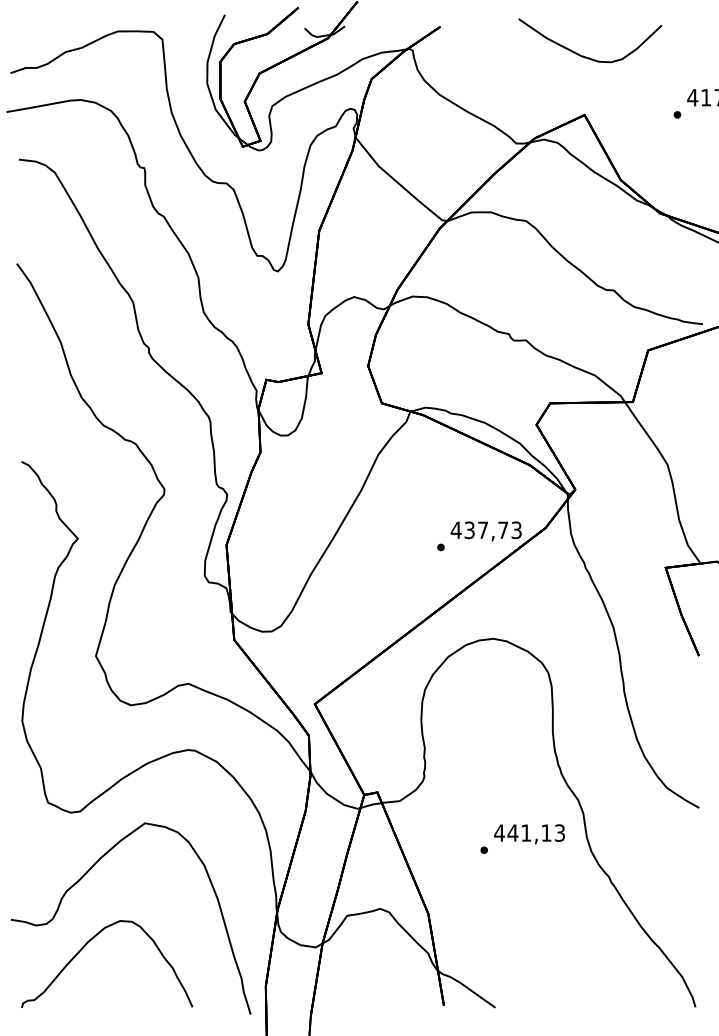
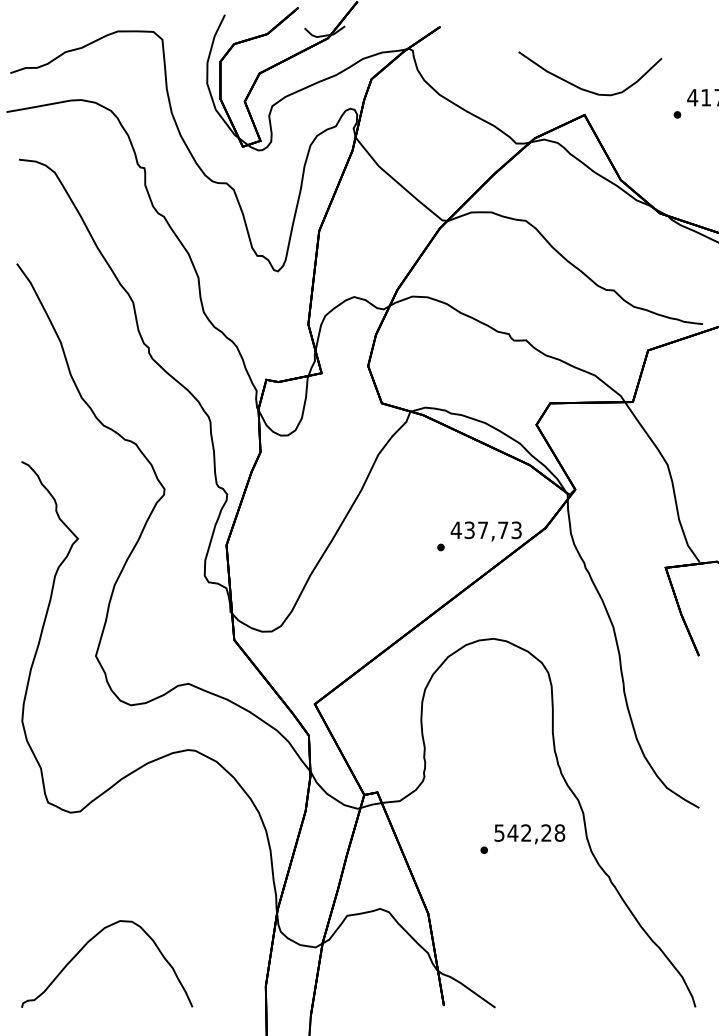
curve position: (586, 56) -> (586, 89) (586, 89)
text: 441,13 -> 542,28 (529, 832)
curve: present -> none (86, 874)
